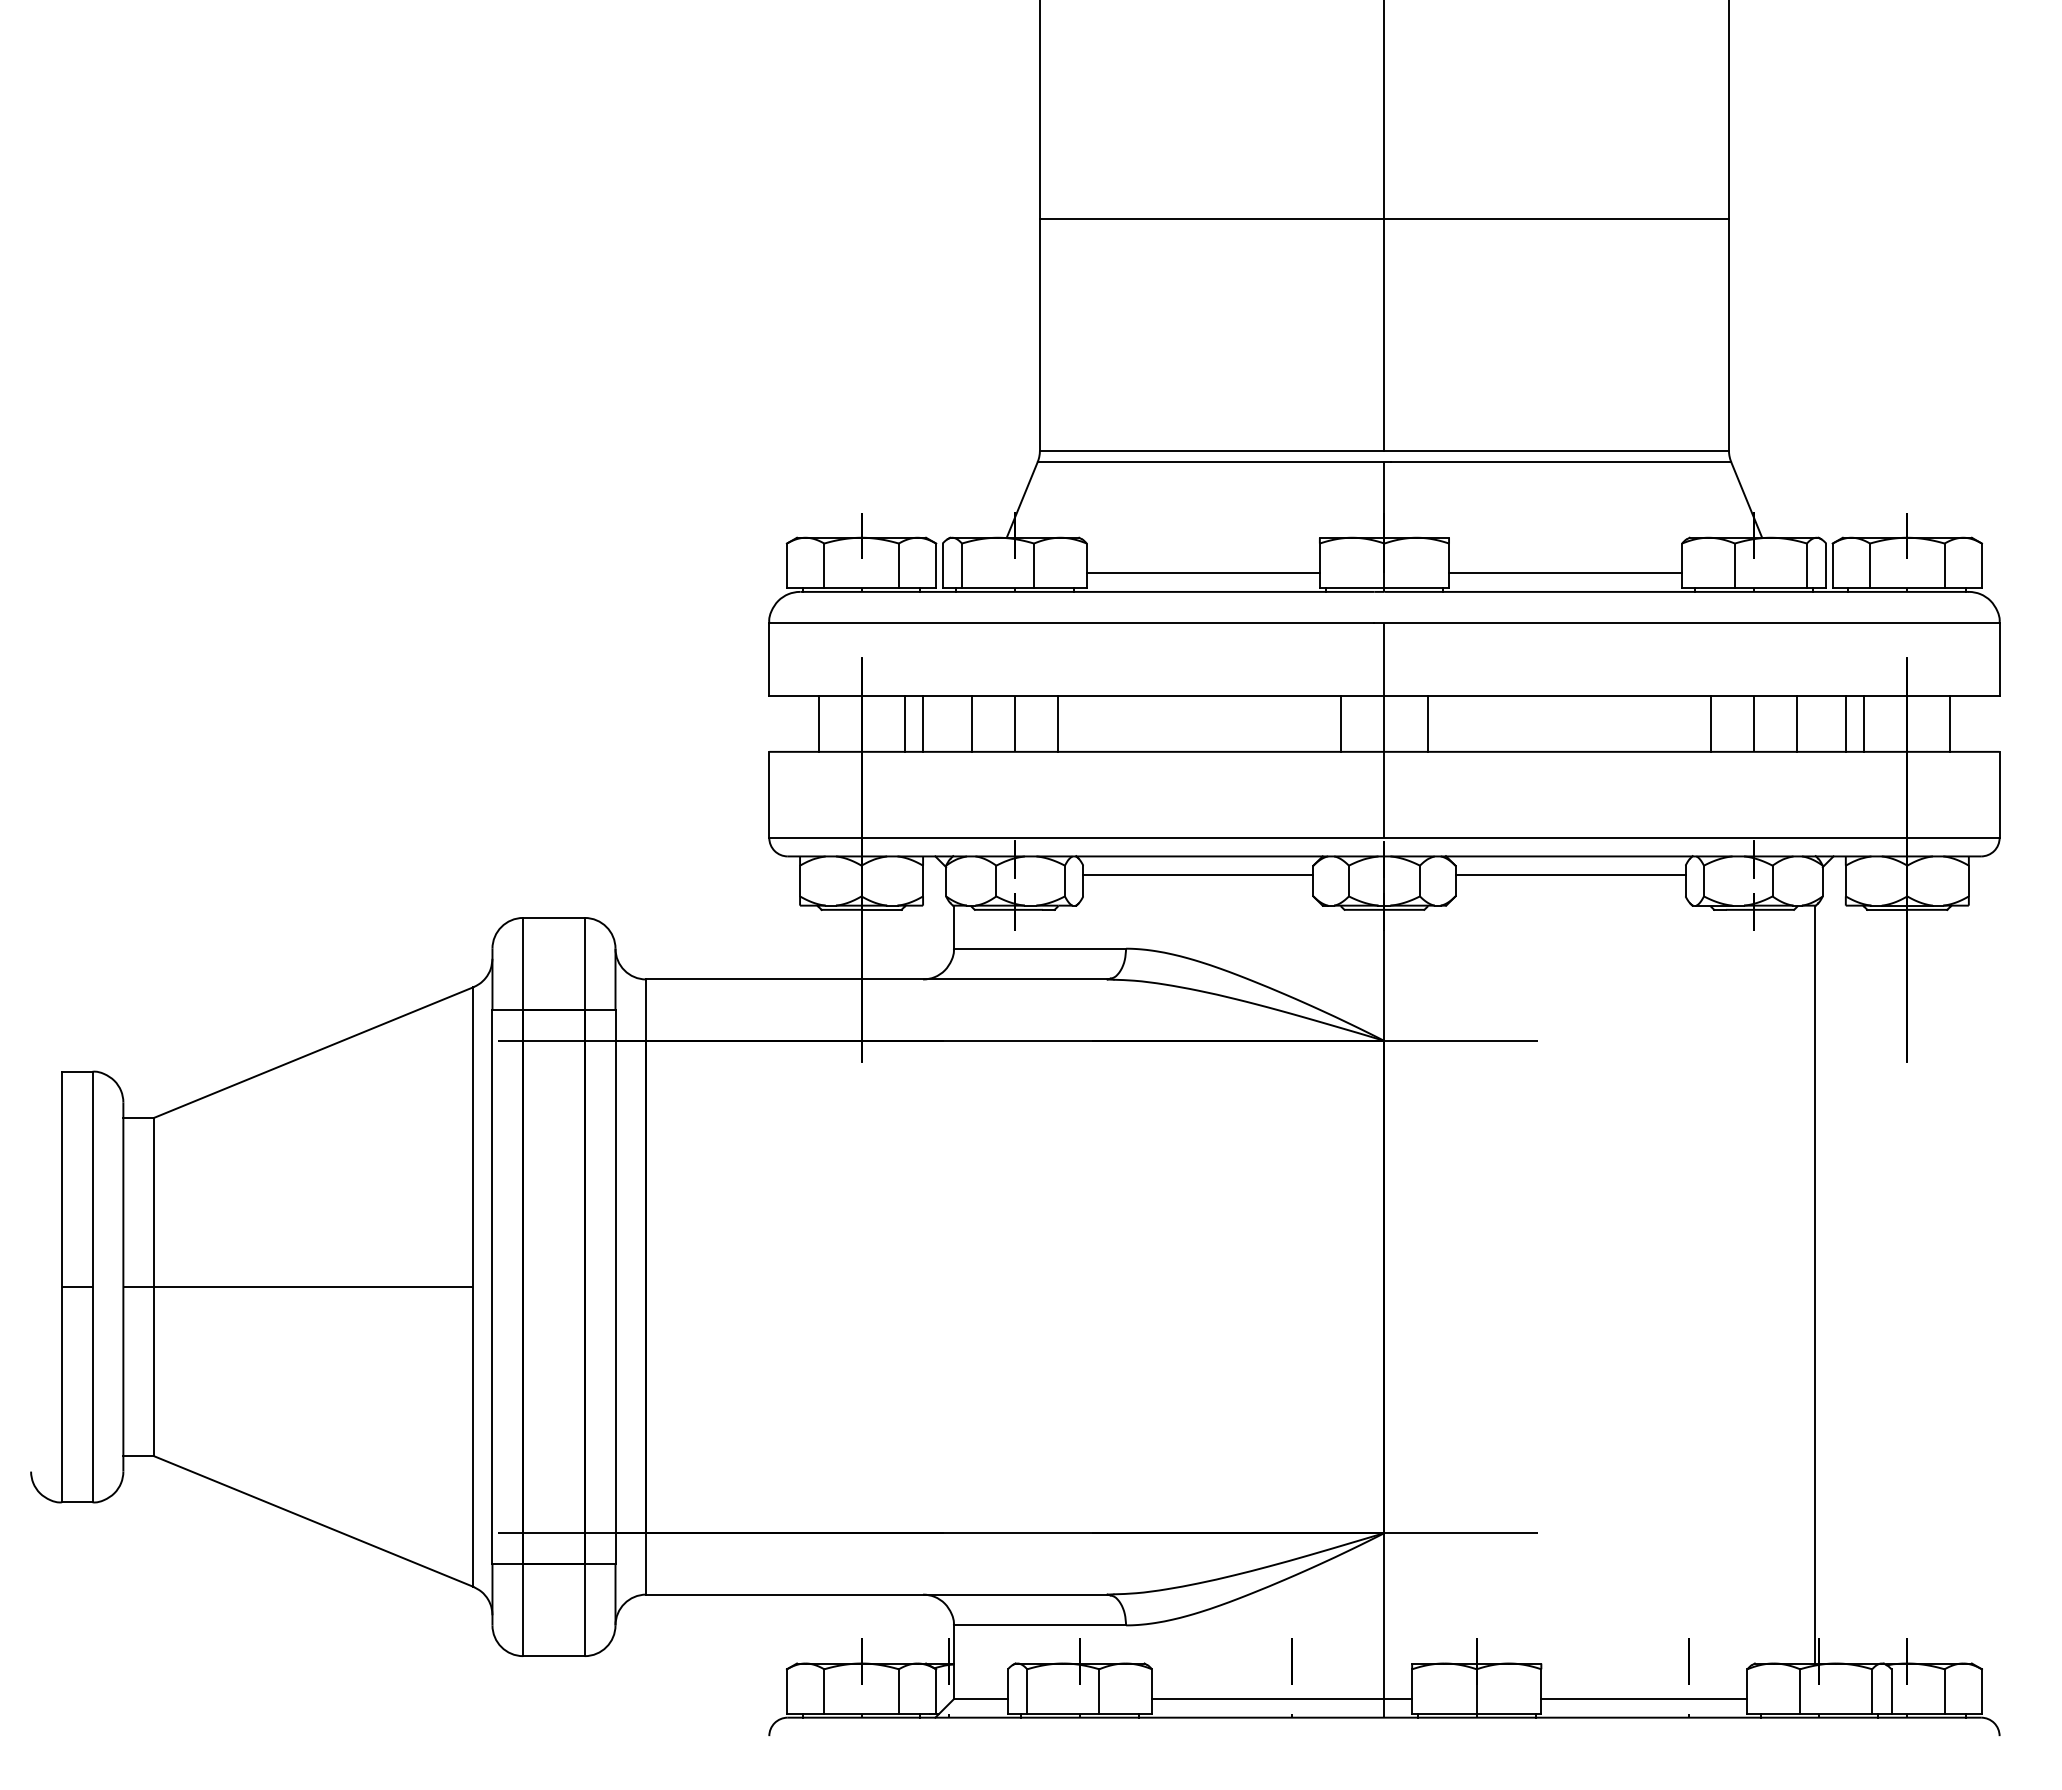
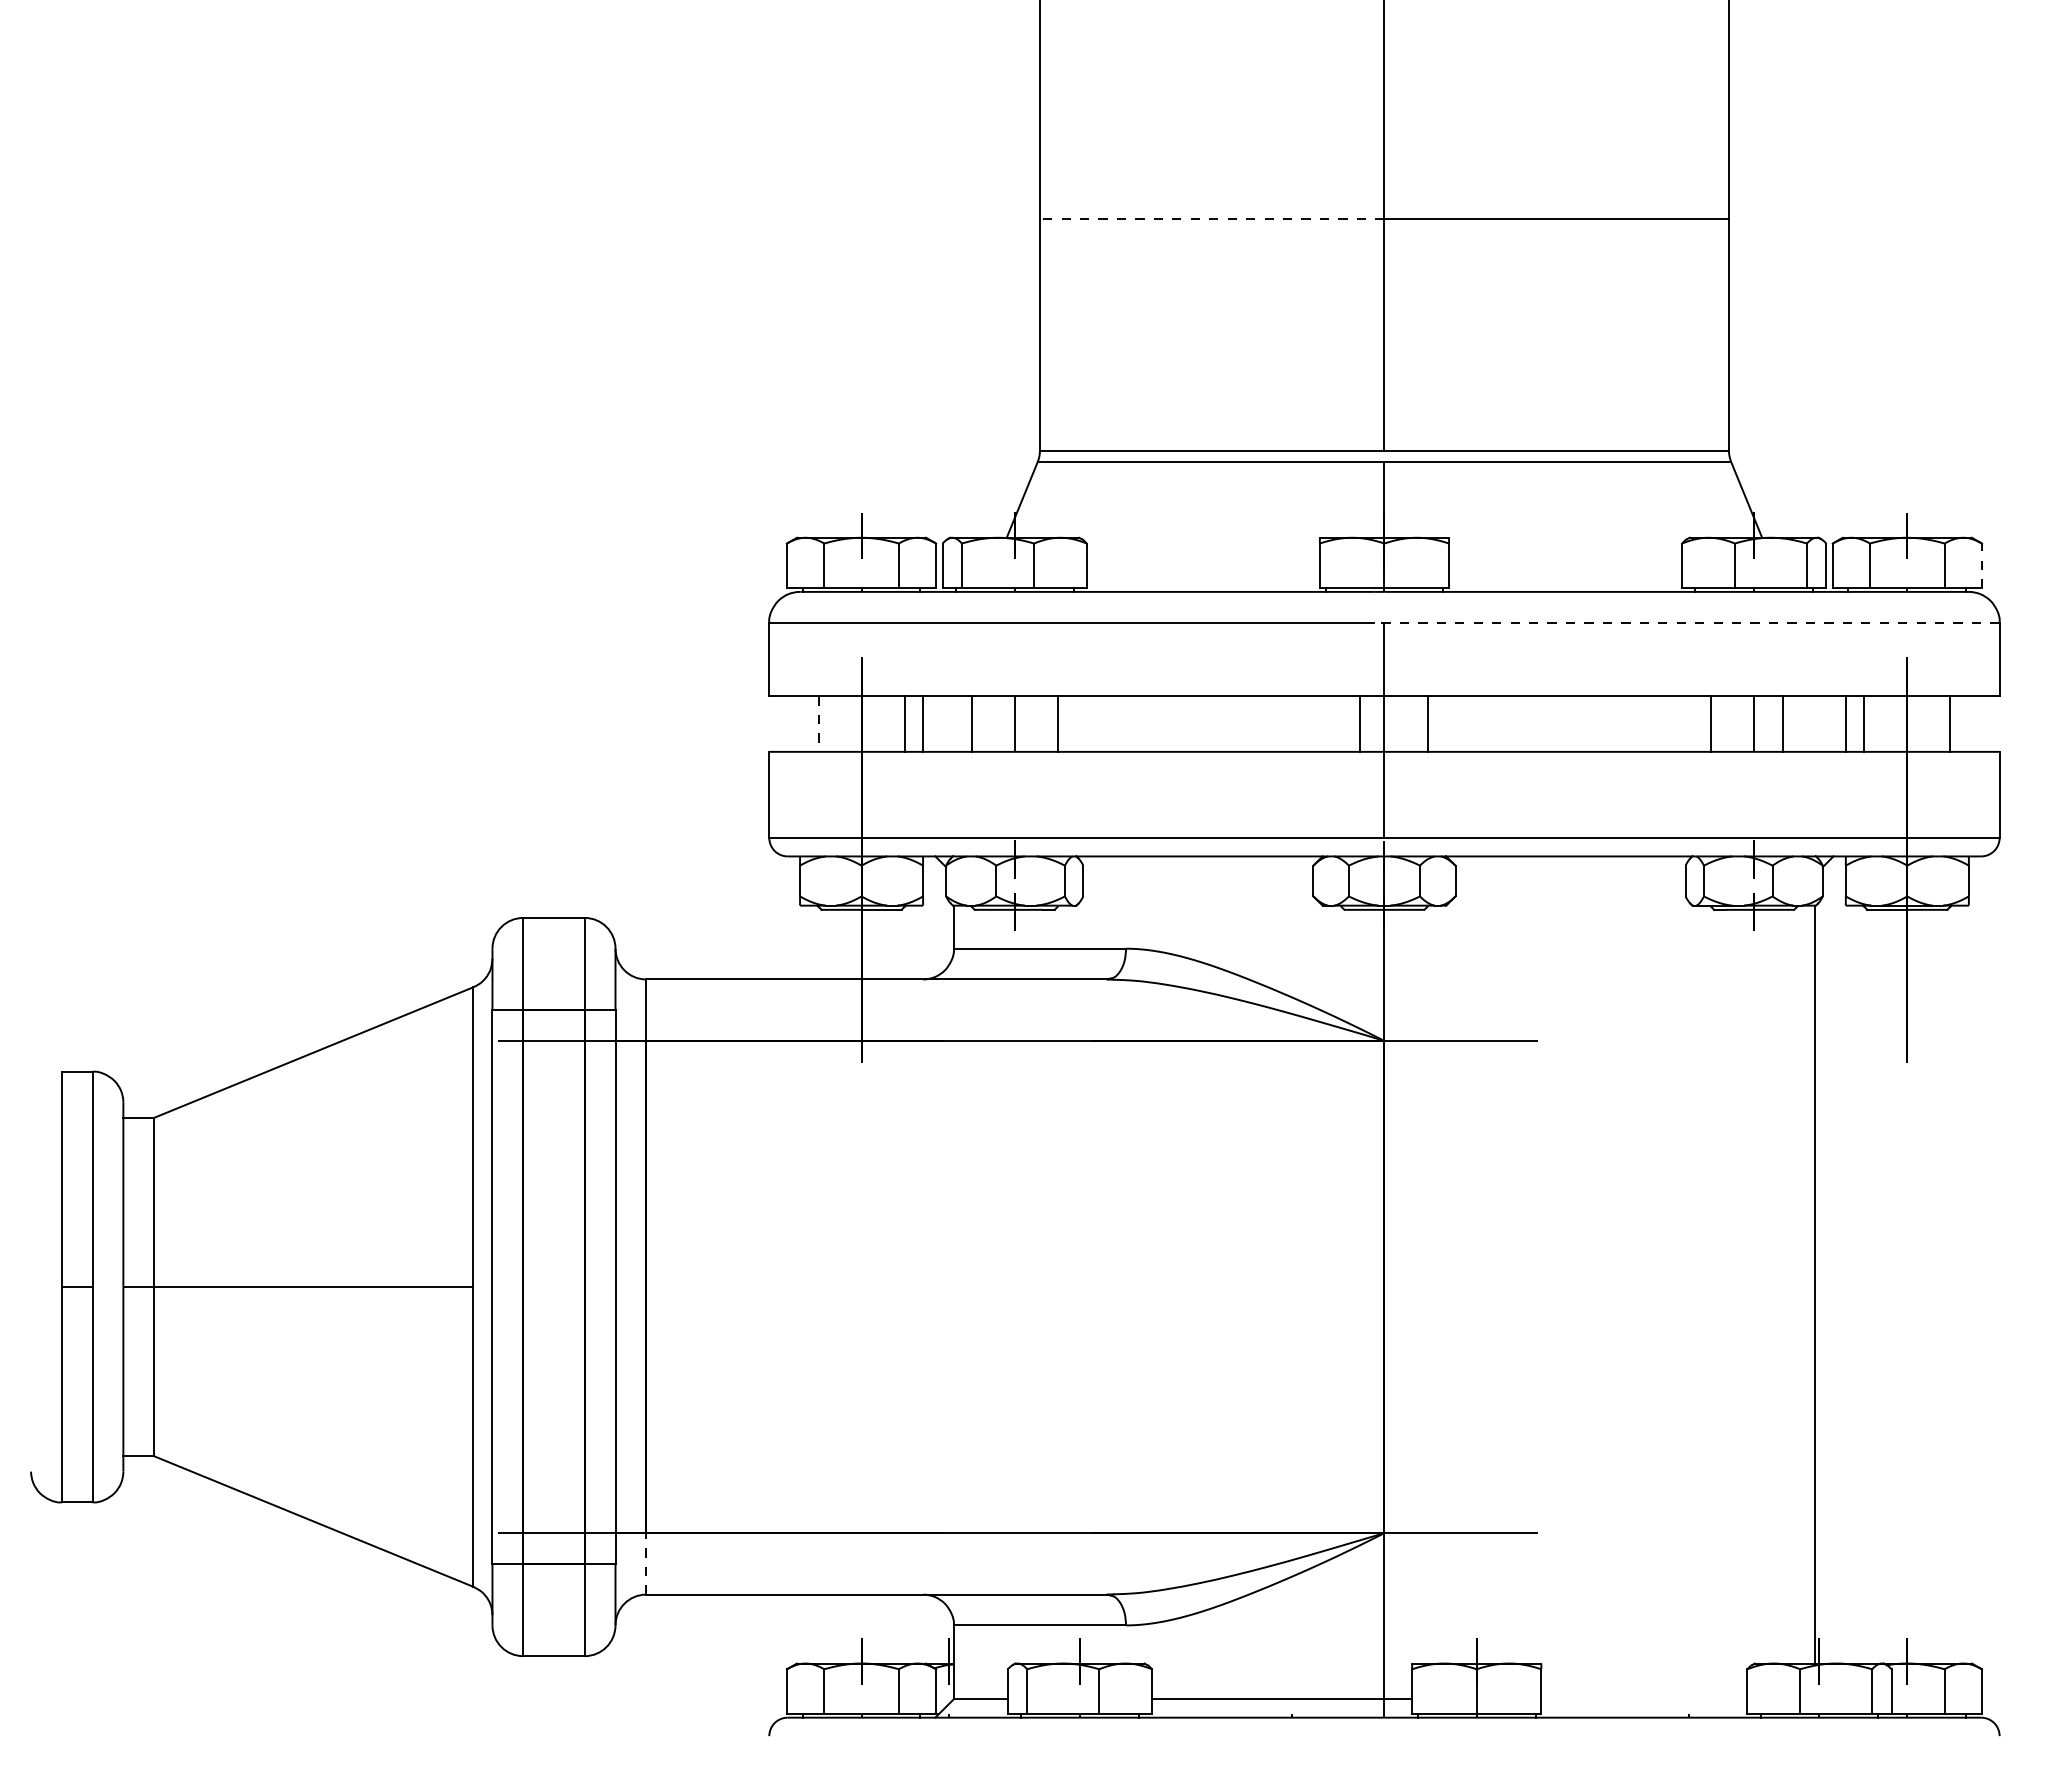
line: solid -> dashed (1211, 219)
line: solid -> dashed (1981, 565)
line: present -> none (1202, 572)
line: present -> none (1565, 572)
line: solid -> dashed (1686, 622)
line position: (1341, 723) -> (1360, 723) (1360, 723)
line position: (1797, 723) -> (1783, 723) (1783, 723)
line: solid -> dashed (818, 724)
line: present -> none (1198, 874)
line: present -> none (1570, 874)
line: solid -> dashed (646, 1563)
line: present -> none (1291, 1661)
line: present -> none (1688, 1661)
line: present -> none (1644, 1699)
